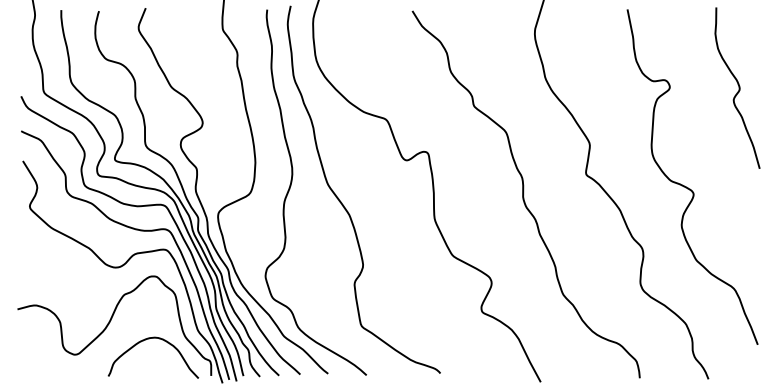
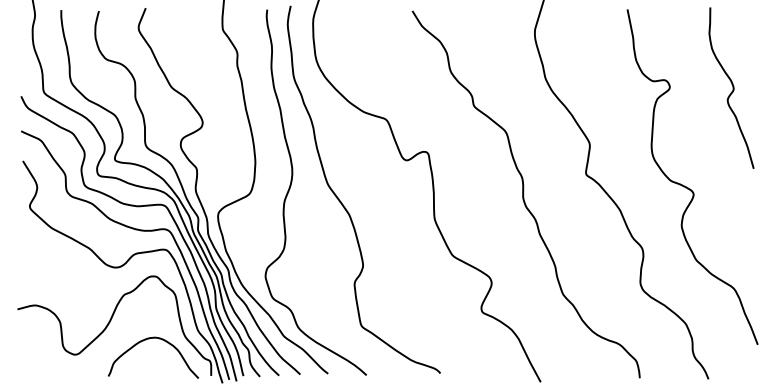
curve position: (738, 87) -> (732, 87) (732, 87)
